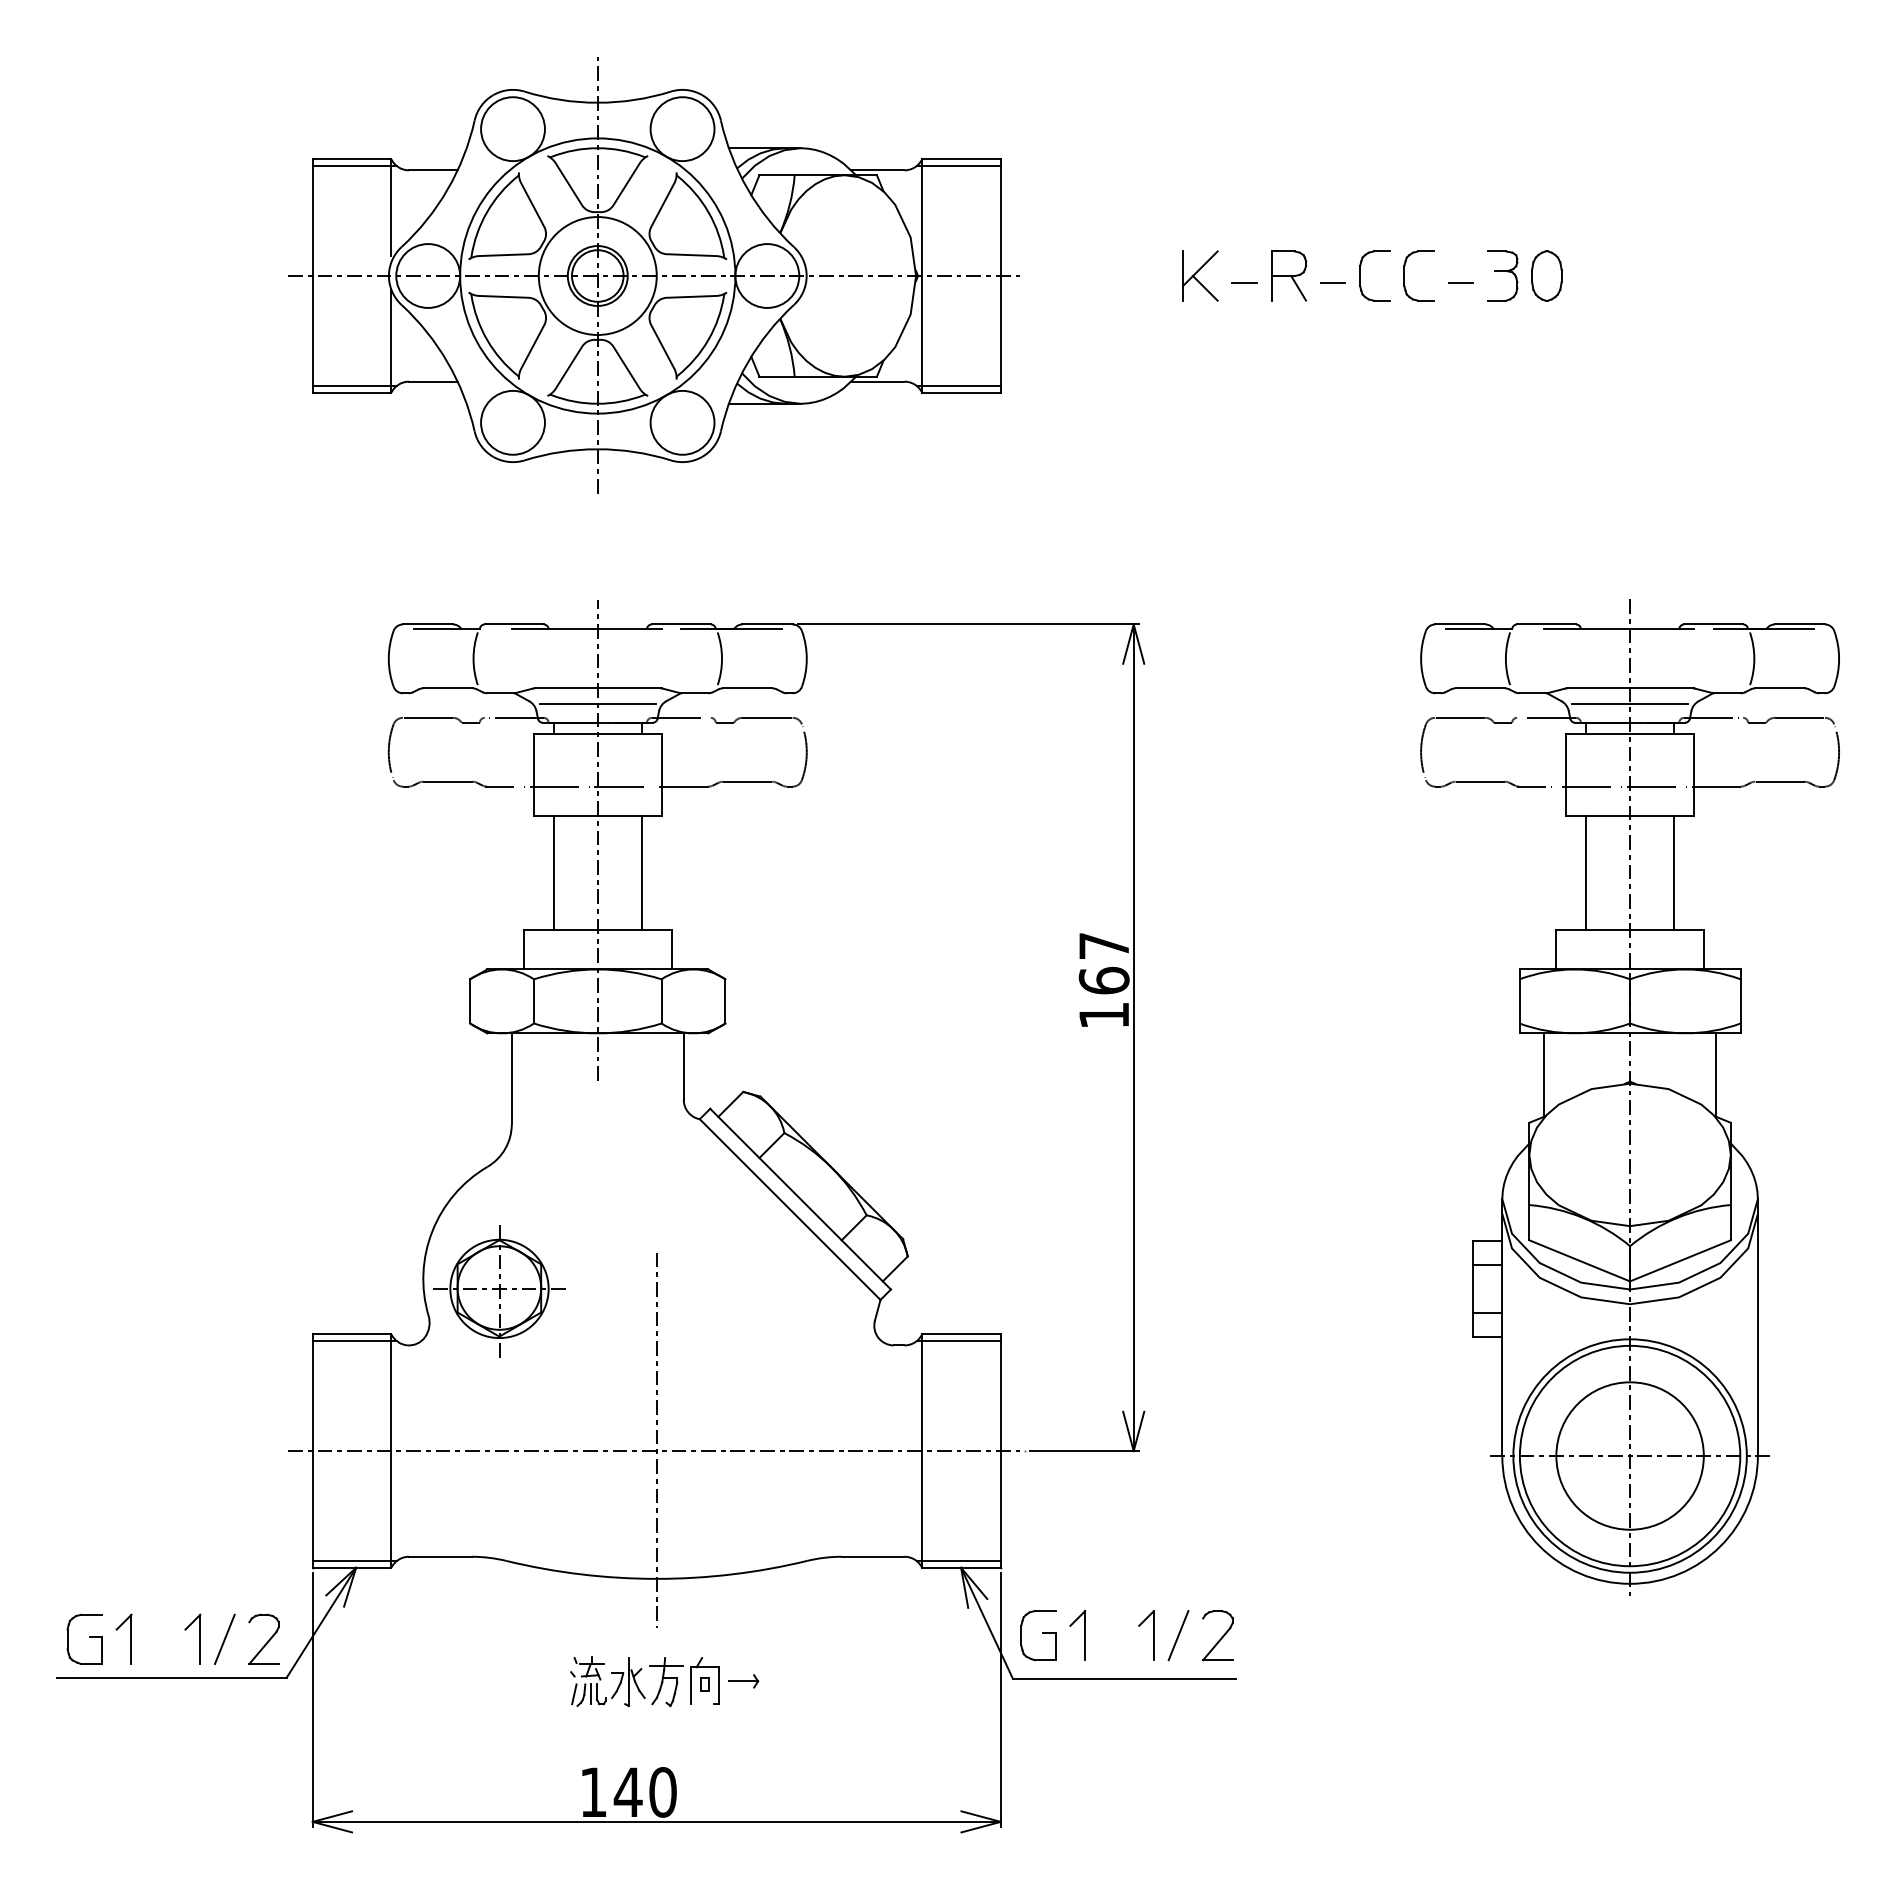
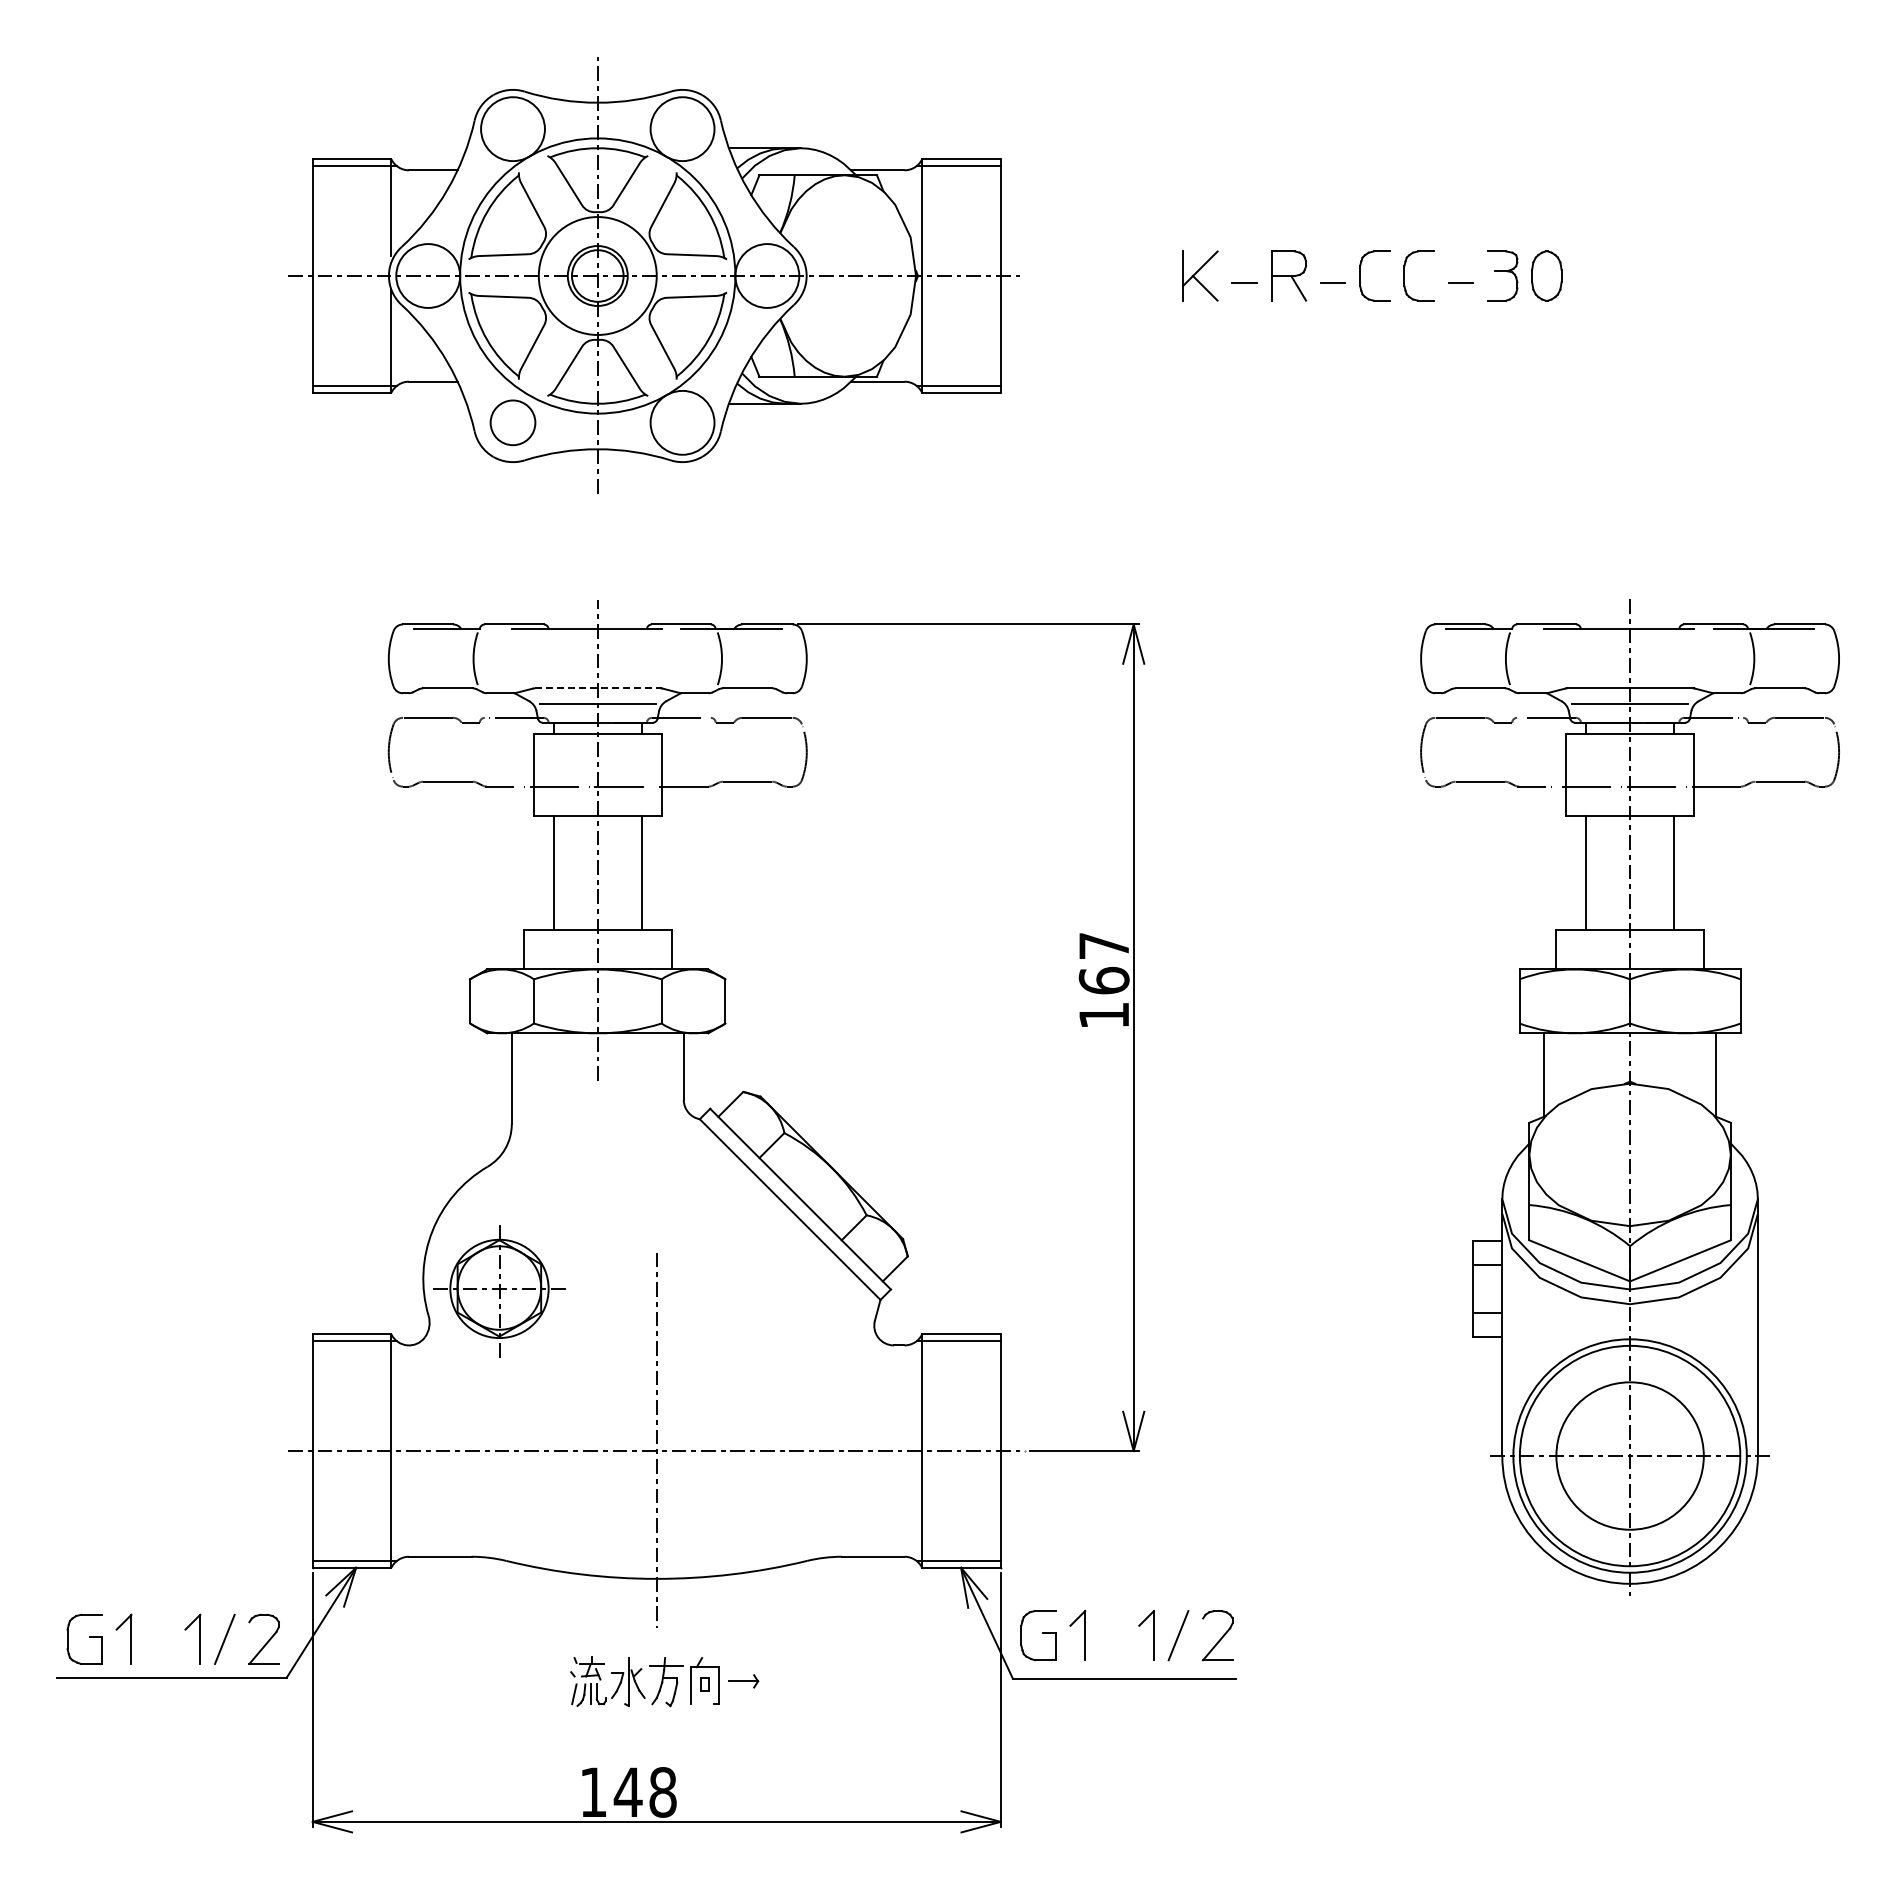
circle diameter: 64 px -> 45 px (512, 422)
line: solid -> dashed (598, 688)
text: 140 -> 148 (662, 1792)
